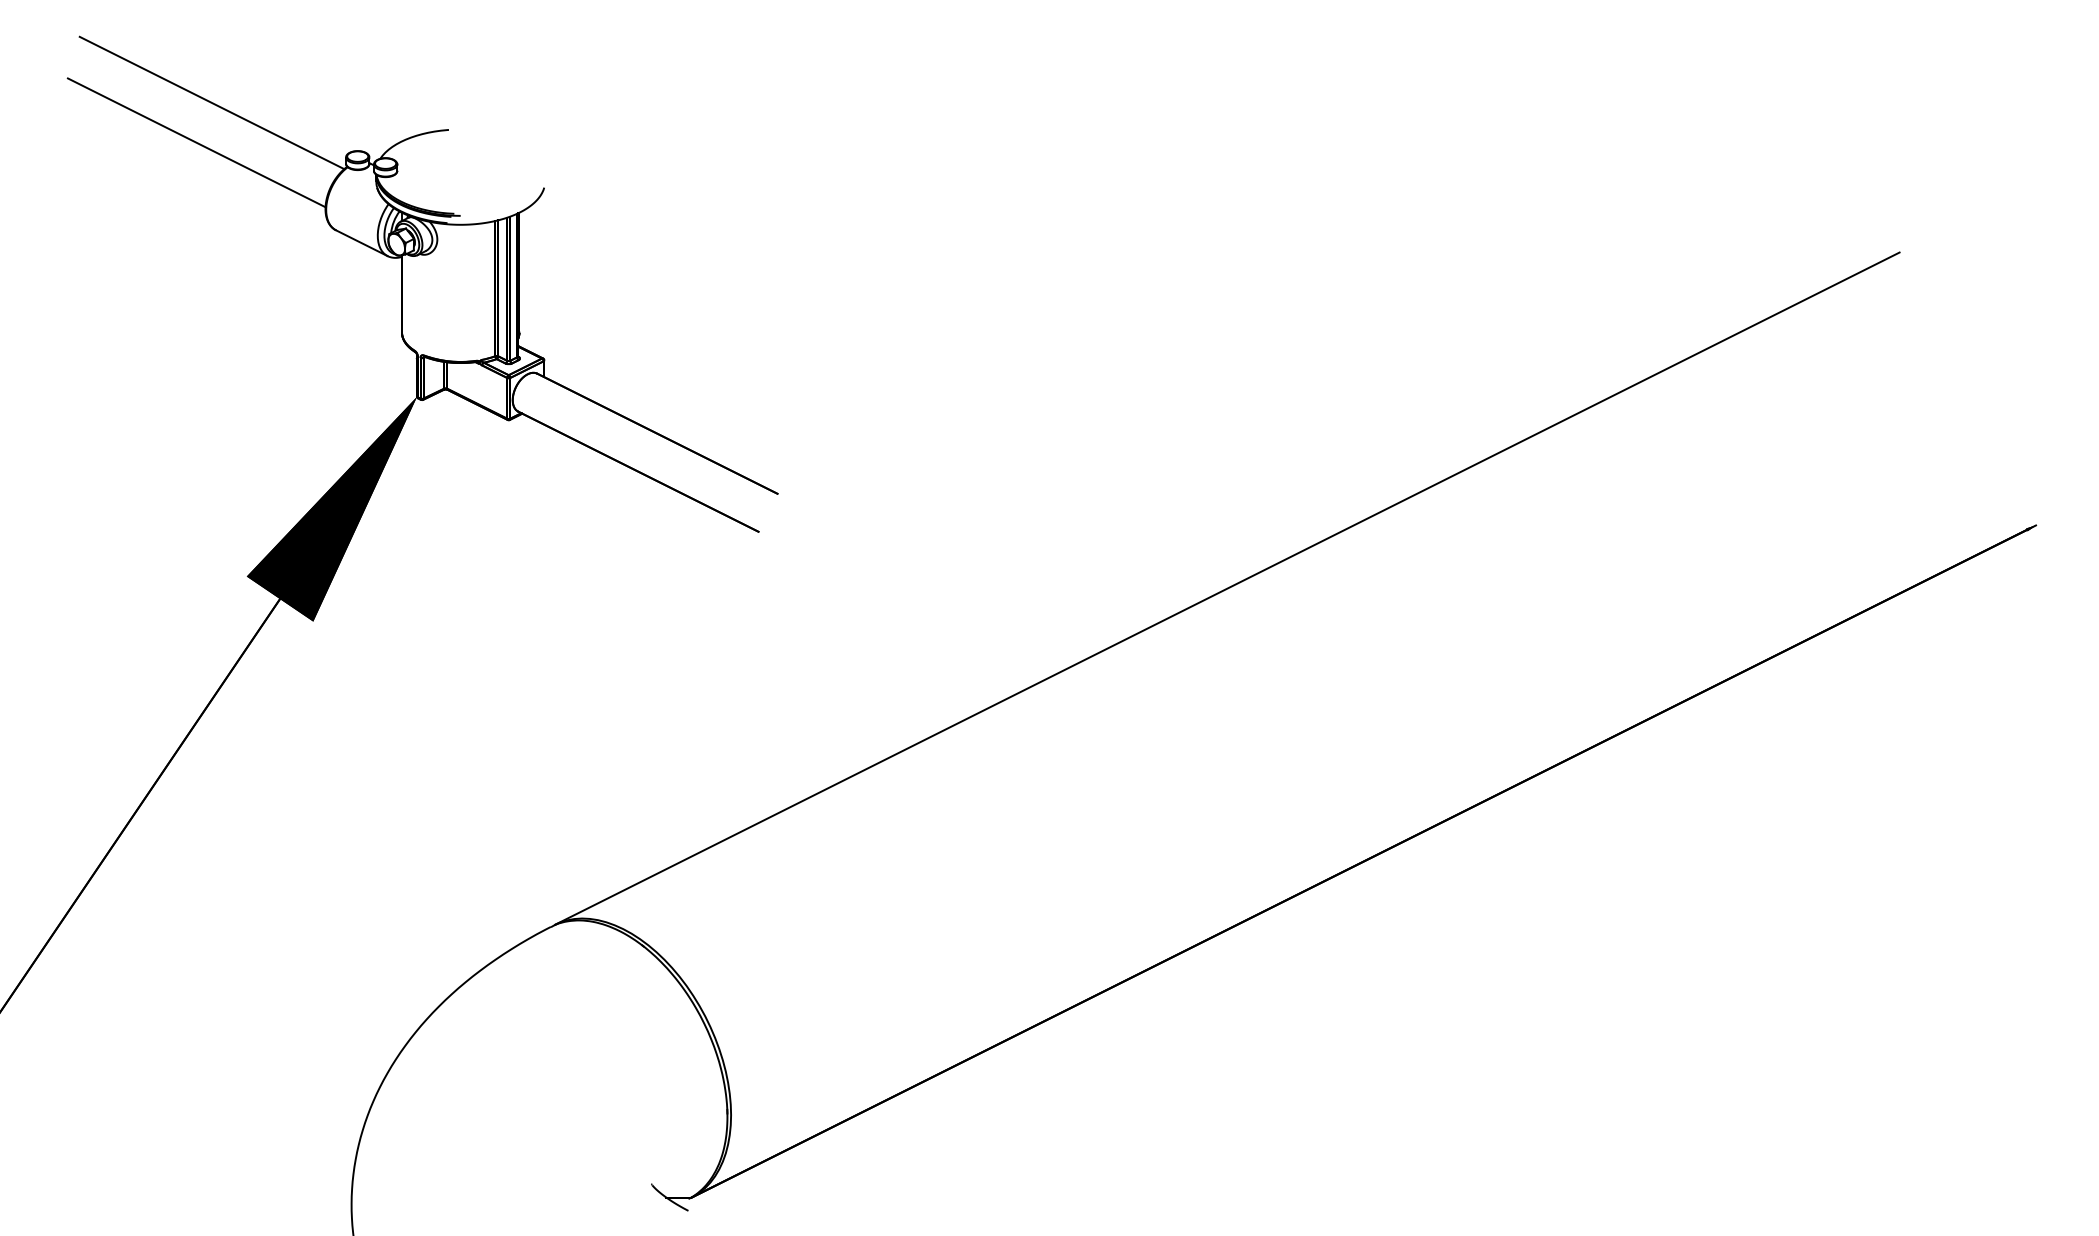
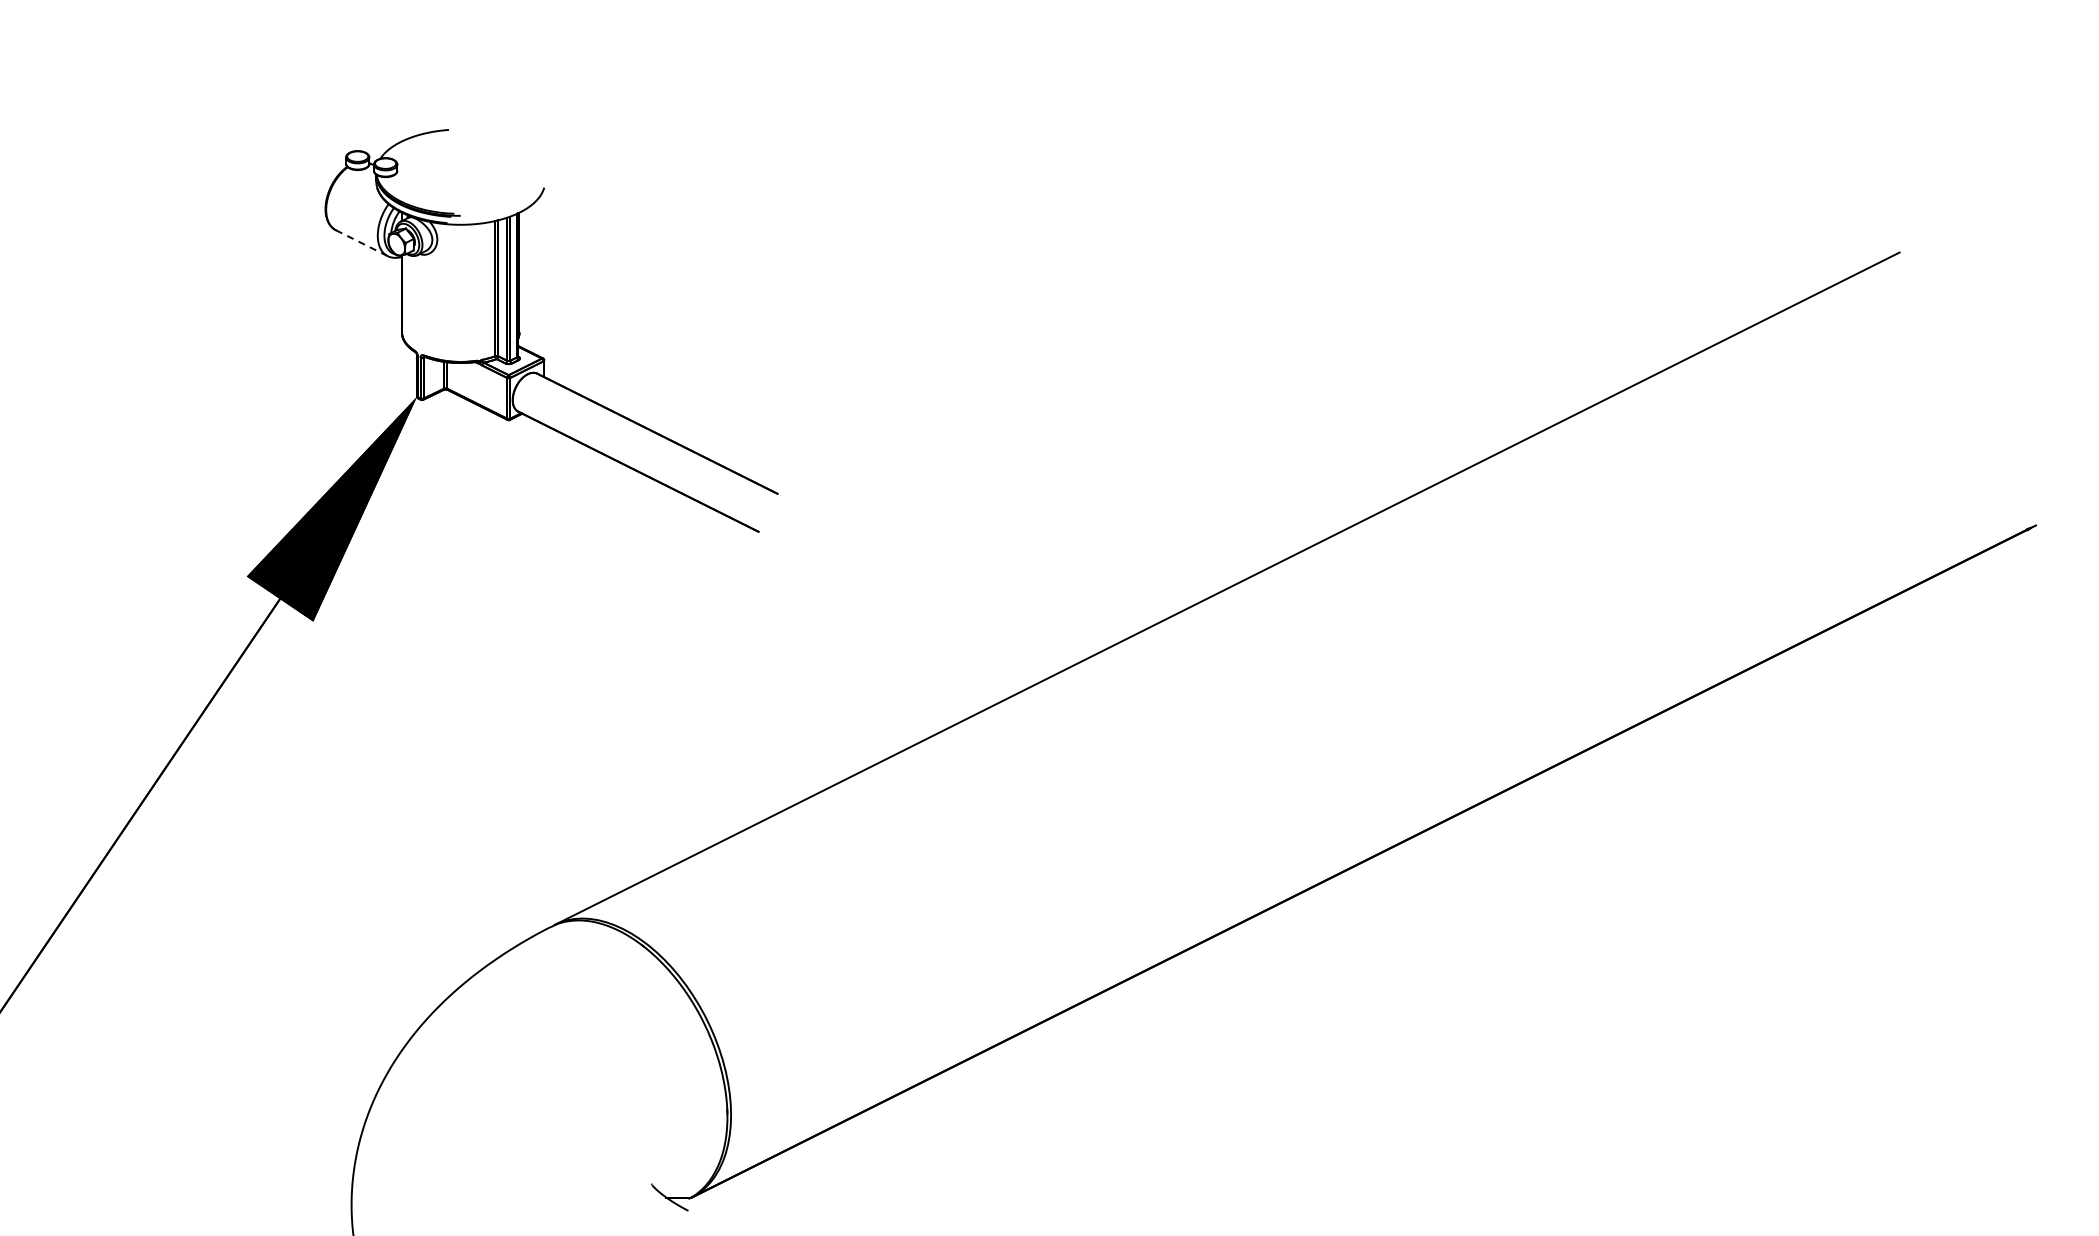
line: present -> none (211, 102)
line: present -> none (196, 142)
line: solid -> dashed (361, 243)
